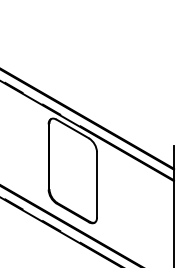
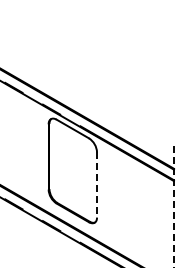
line: solid -> dashed (97, 184)
line: solid -> dashed (173, 207)
